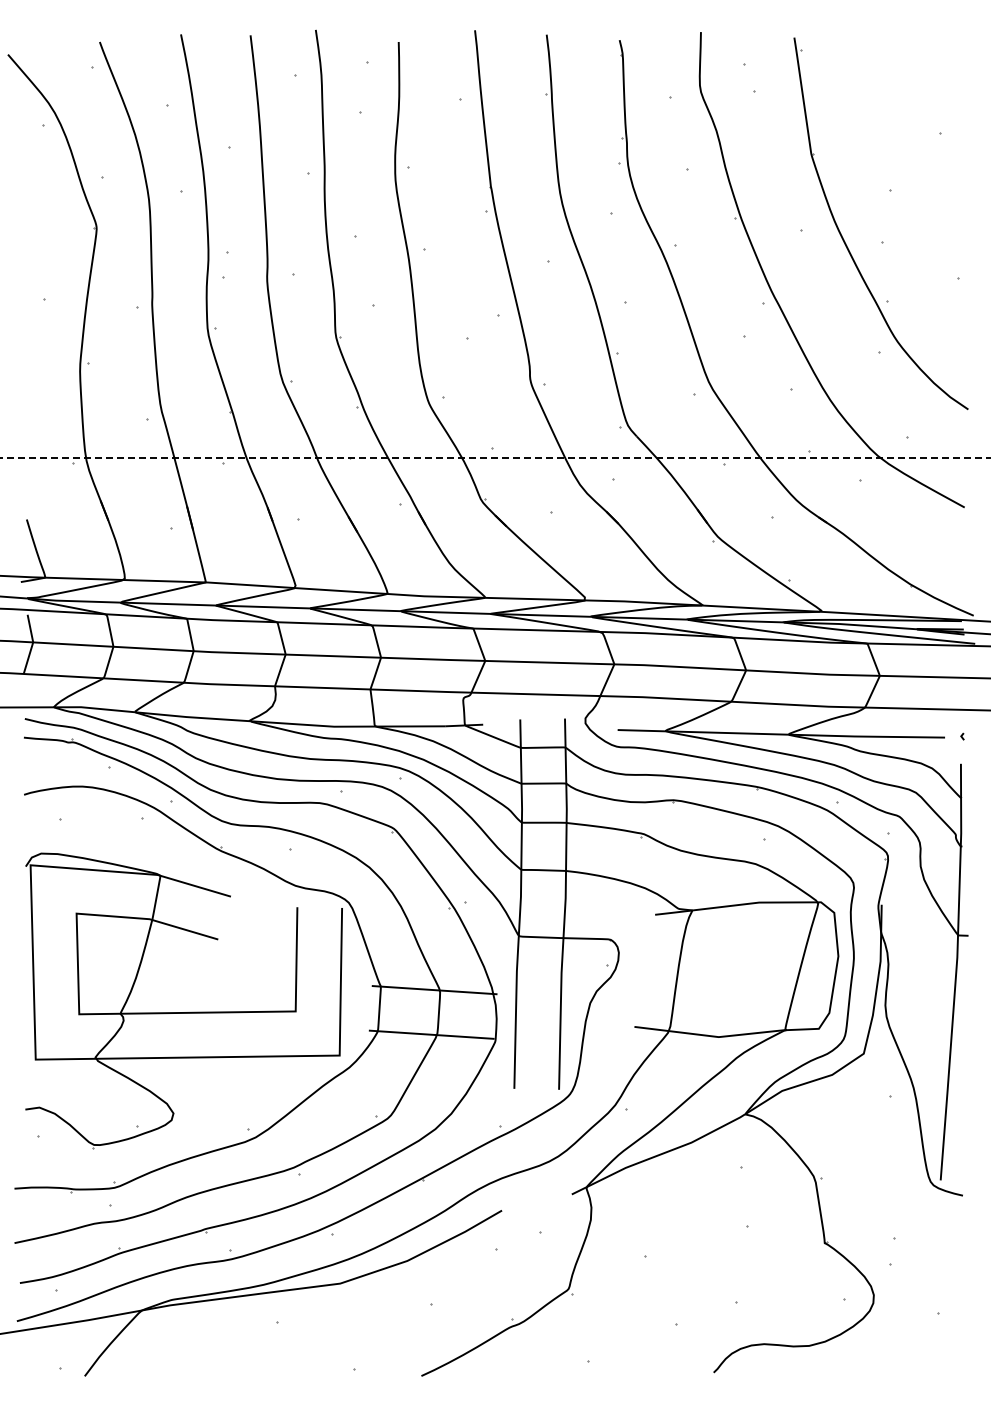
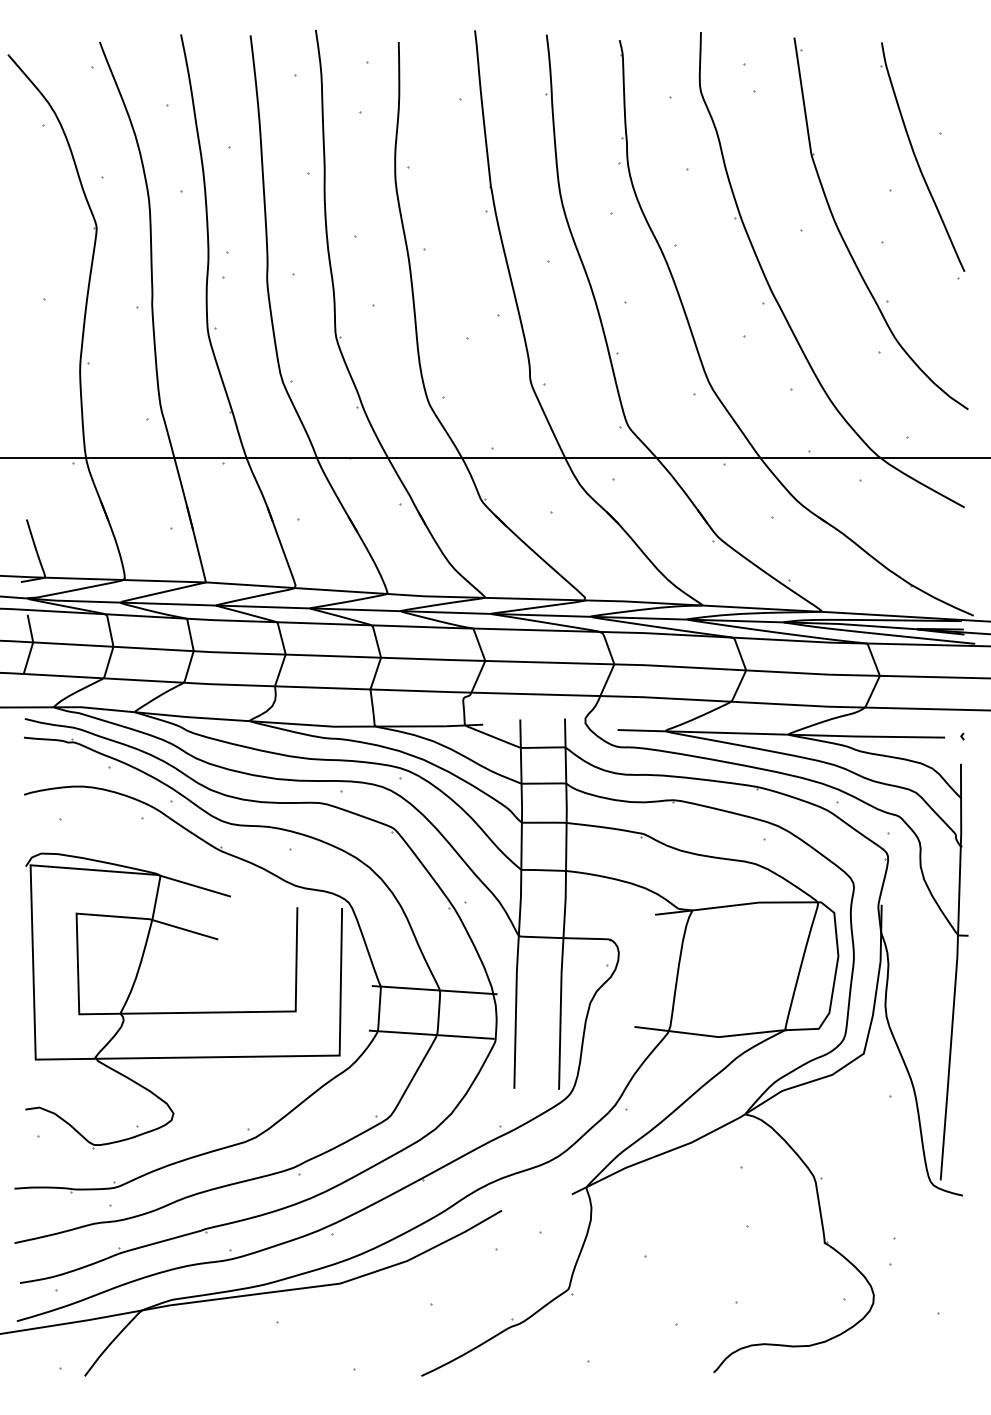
part: none -> present (922, 156)
line: dashed -> solid (495, 458)
